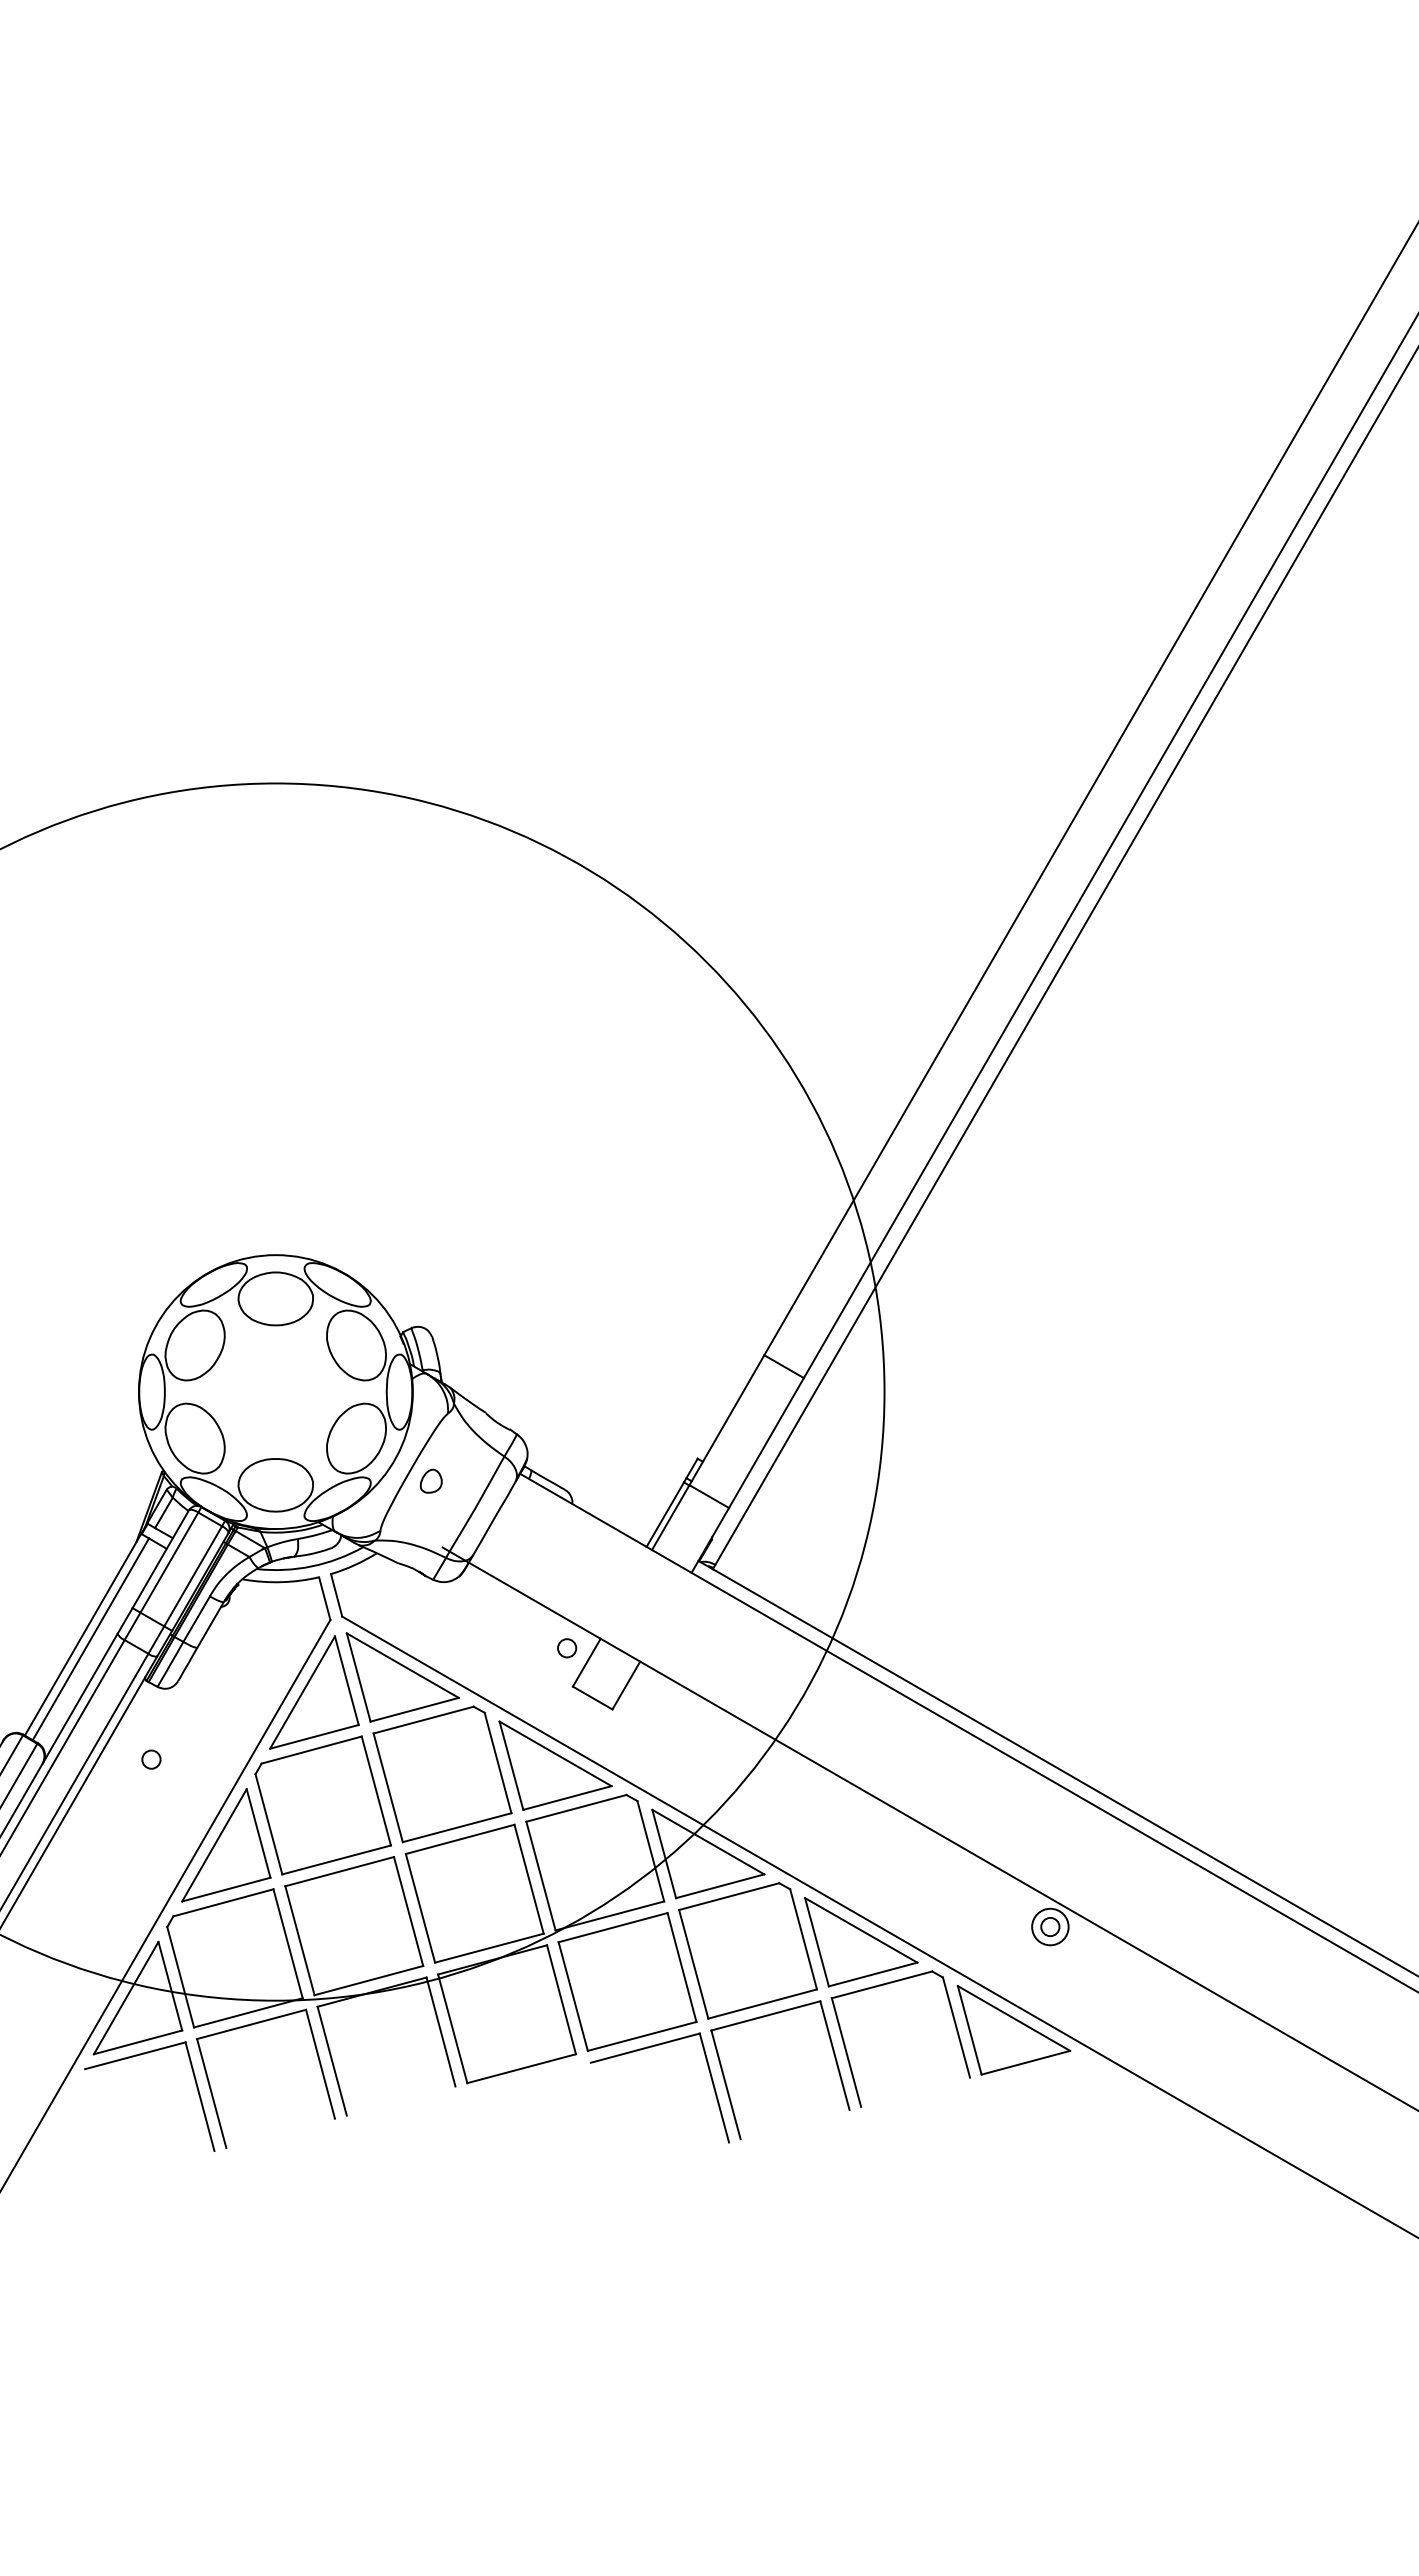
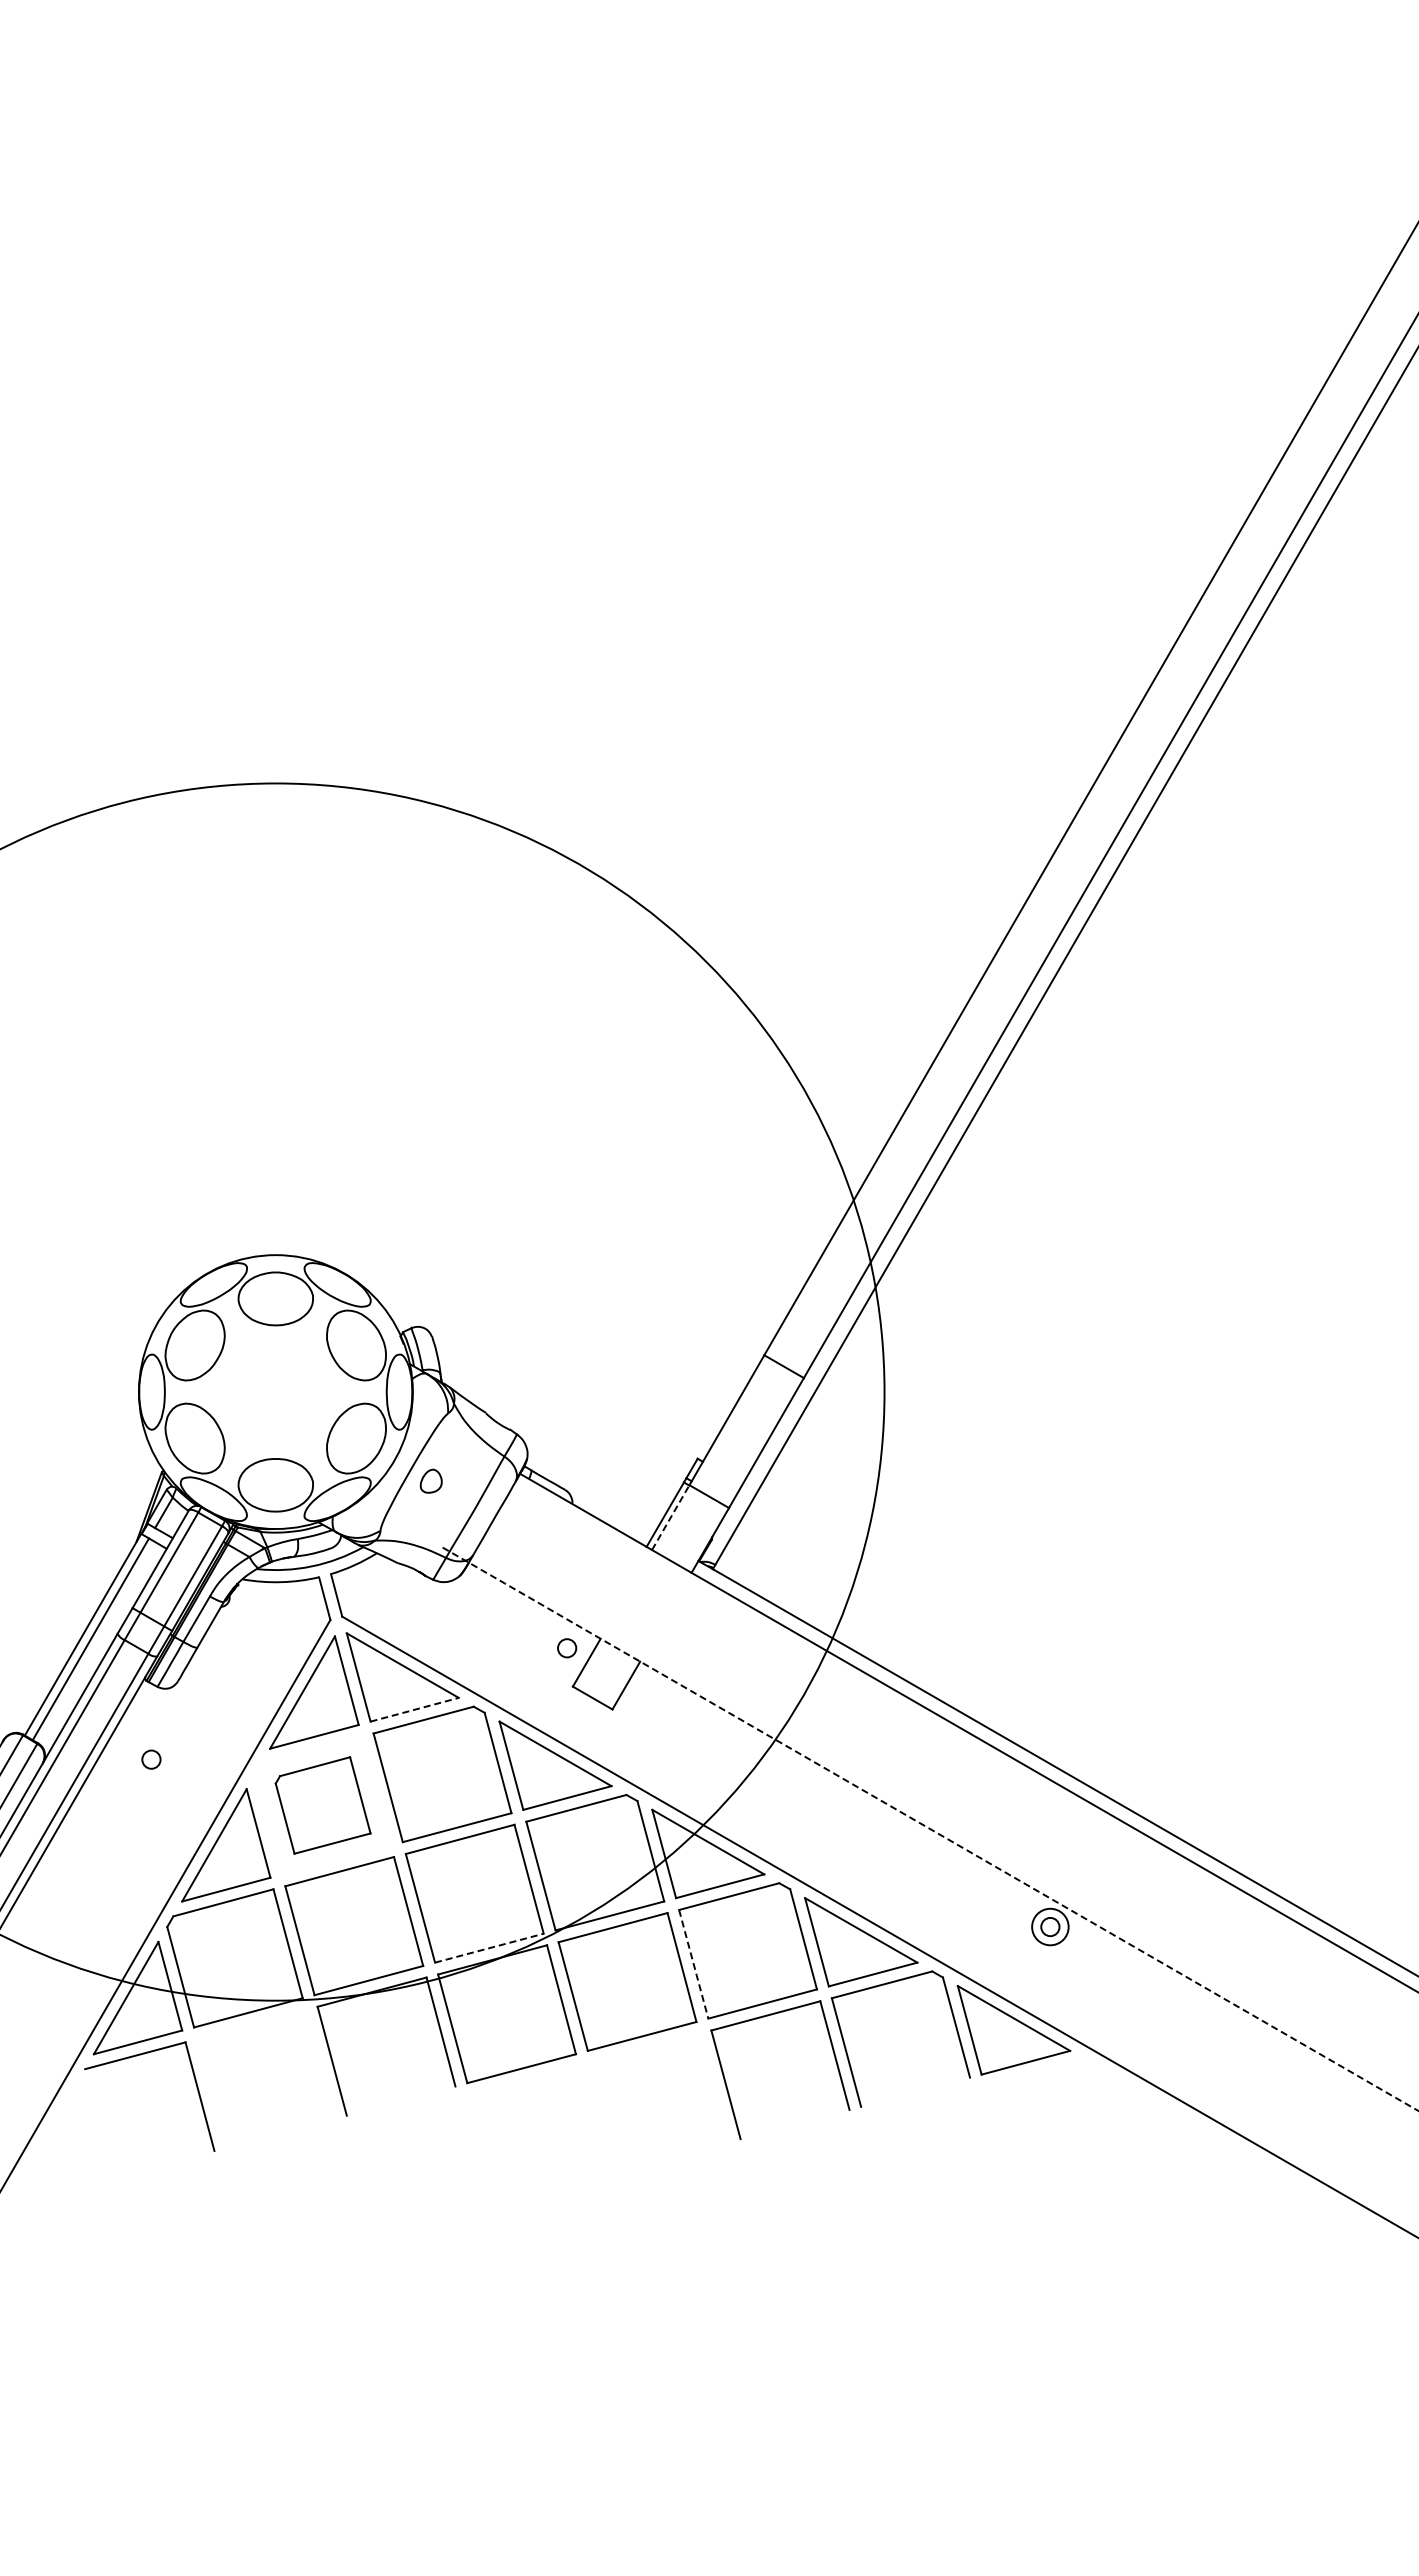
line: solid -> dashed (671, 1517)
line: solid -> dashed (414, 1709)
part size: 138x141 px -> 98x99 px (322, 1805)
line: solid -> dashed (931, 1829)
line: solid -> dashed (489, 1948)
line: solid -> dashed (693, 1964)
part: present -> none (252, 2025)
part: present -> none (648, 2048)
